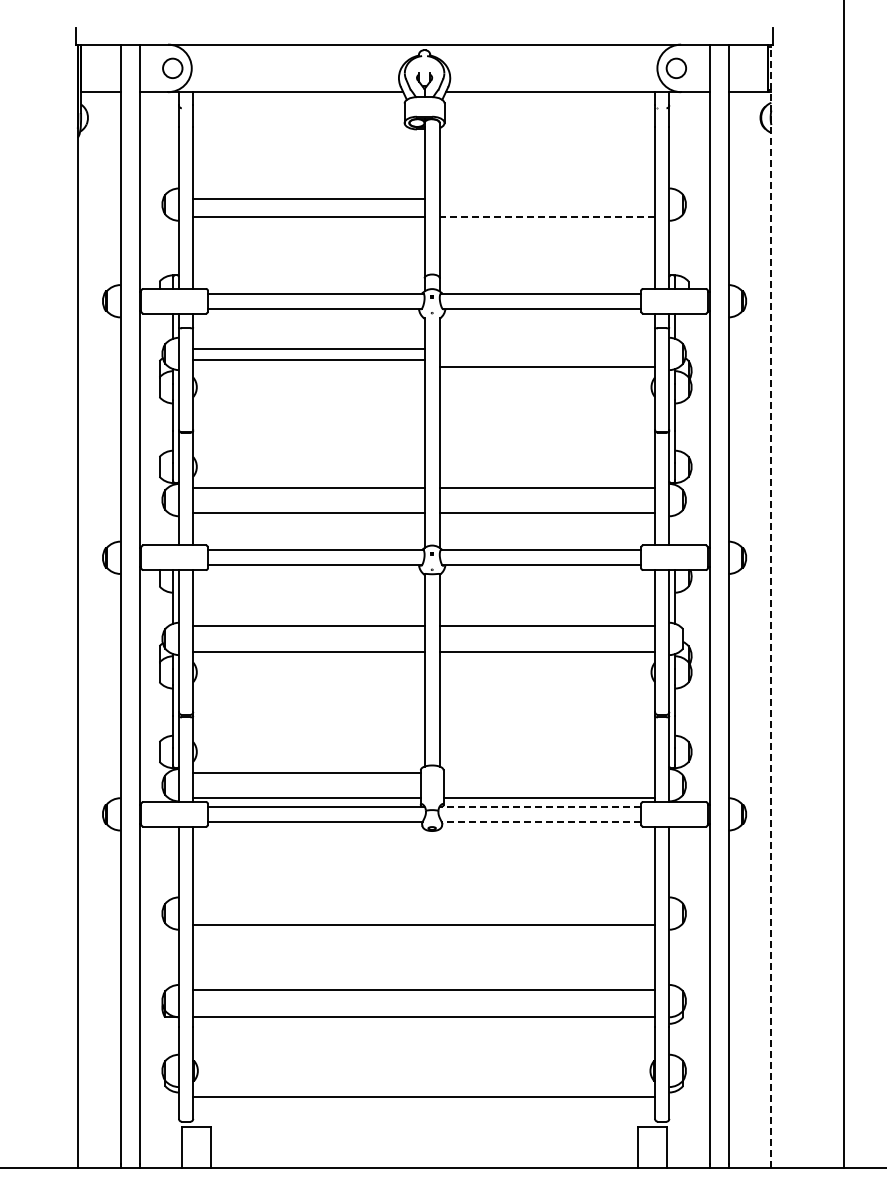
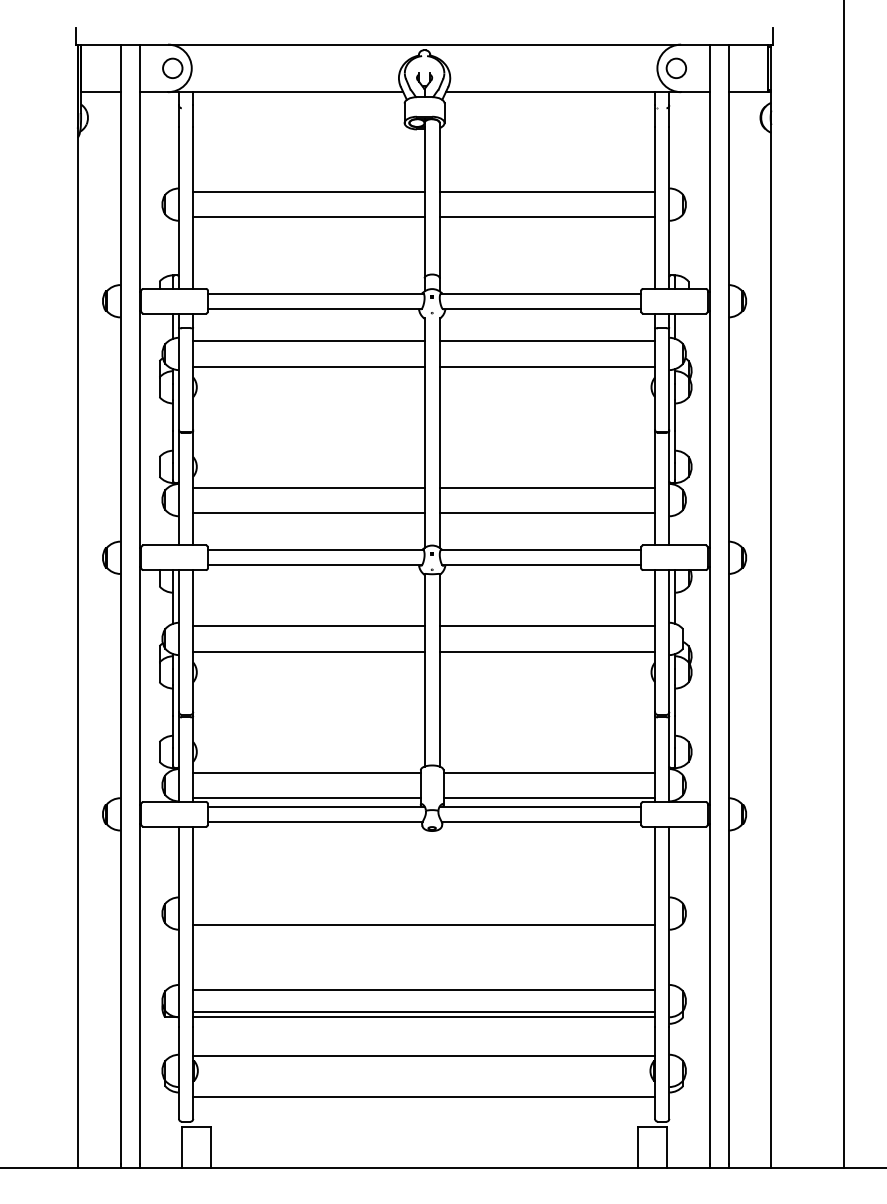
line: none -> present (547, 192)
line position: (308, 199) -> (308, 192) (308, 192)
line: dashed -> solid (547, 217)
line: none -> present (547, 341)
line position: (308, 349) -> (308, 341) (308, 341)
line position: (308, 359) -> (308, 366) (308, 366)
line: dashed -> solid (771, 606)
line: none -> present (549, 772)
line: dashed -> solid (540, 806)
line: dashed -> solid (541, 821)
line: none -> present (424, 1011)
line: none -> present (424, 1055)
